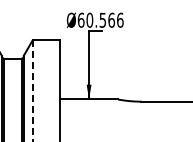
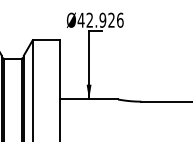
text: 60.566 -> 42.926 (96, 19)
line: dashed -> solid (32, 90)
